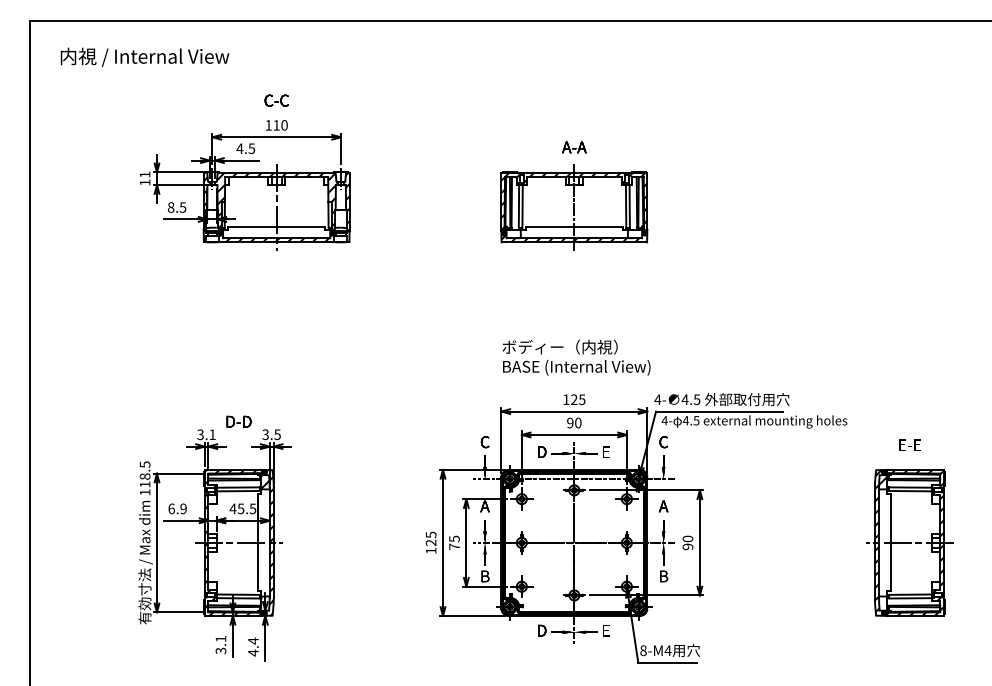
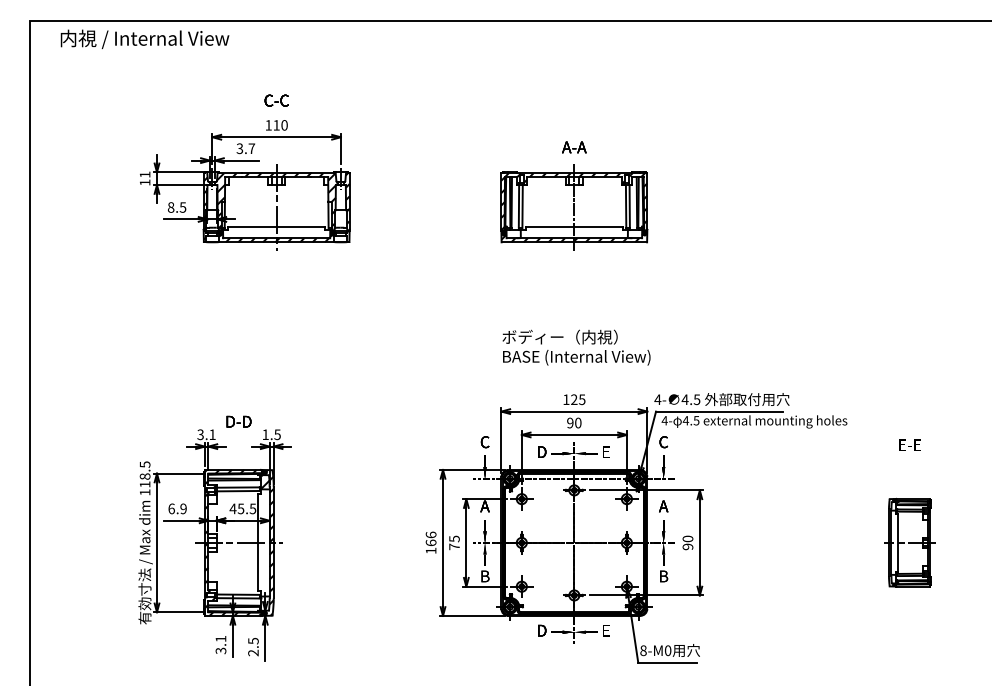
text position: (144, 56) -> (144, 38) (144, 38)
text: 4.5 -> 3.7 (245, 148)
text position: (576, 357) -> (576, 347) (576, 347)
text: 3.5 -> 1.5 (265, 434)
text: 125 -> 166 (430, 538)
part size: 88x149 px -> 52x91 px (909, 542)
text: 4.4 -> 2.5 (253, 646)
text: 8-M4 -> 8-M0 (667, 650)
